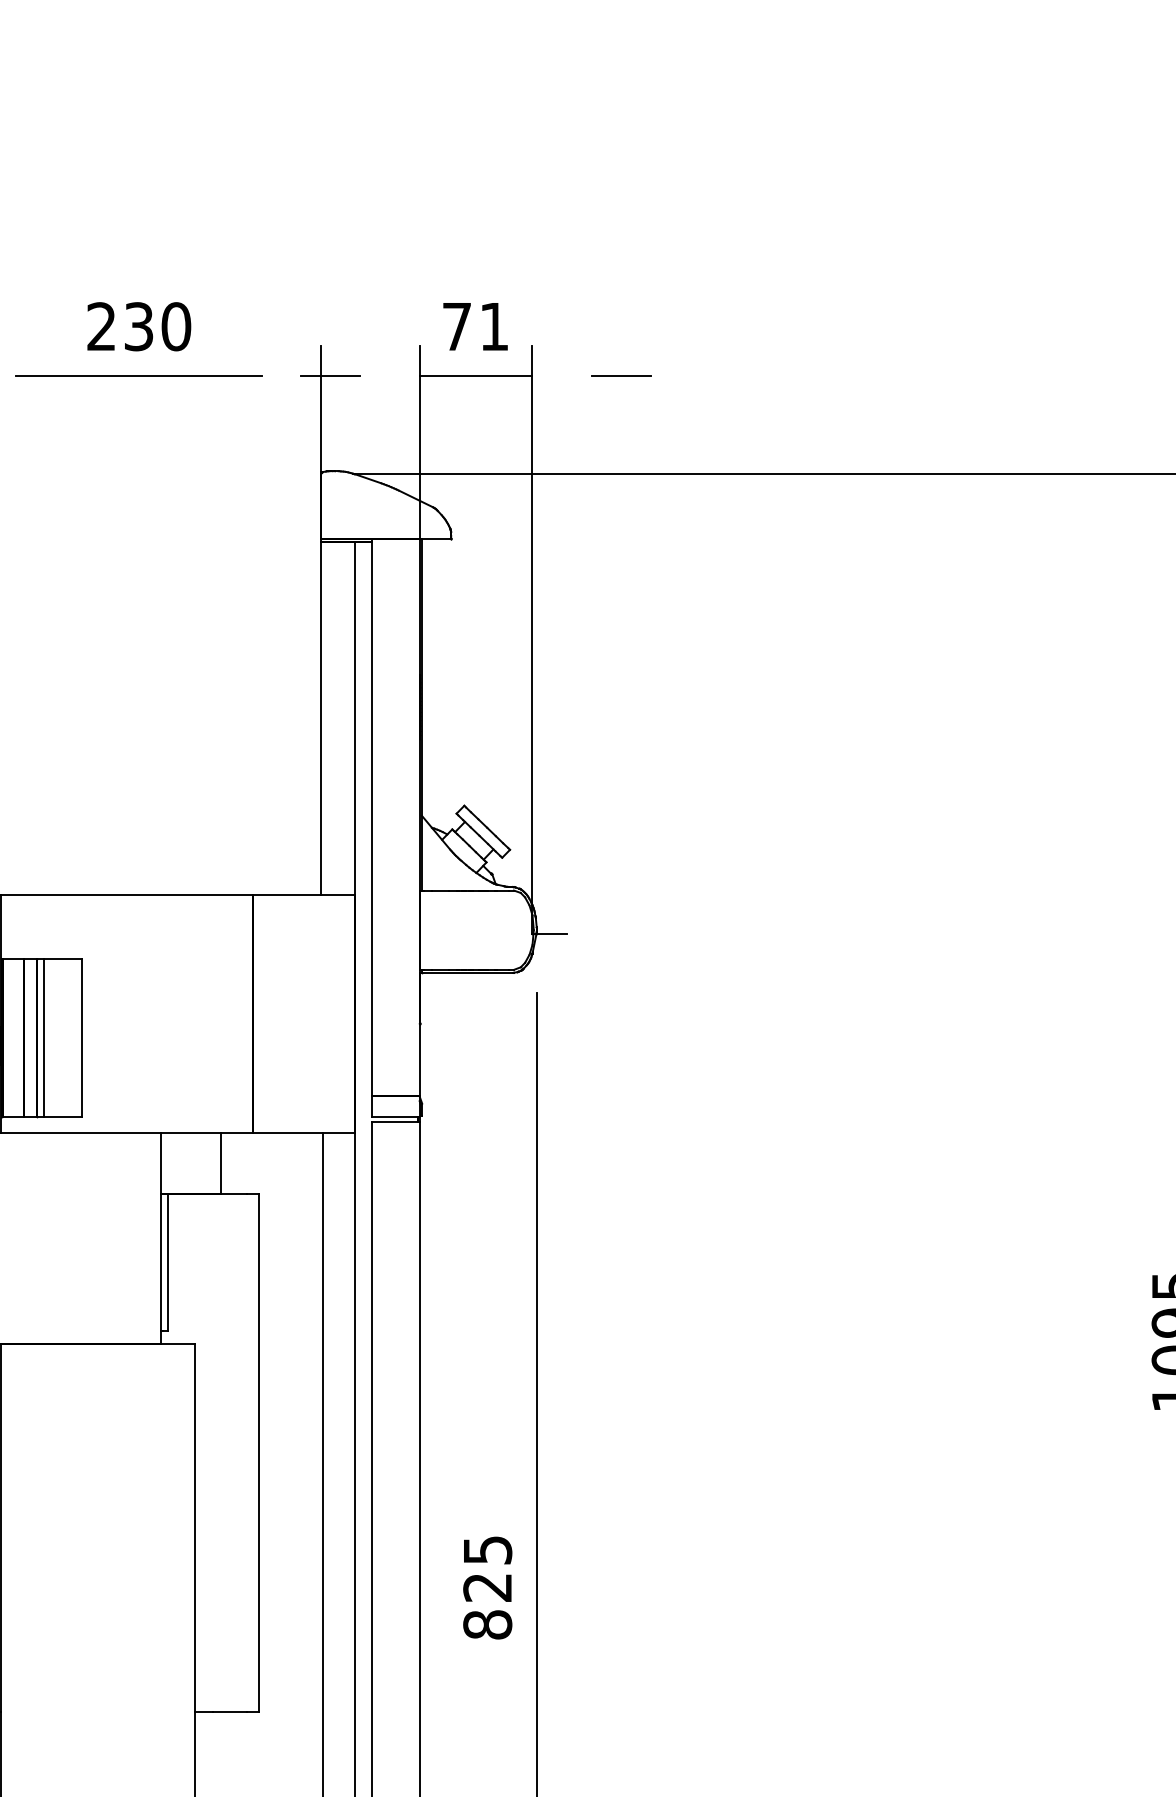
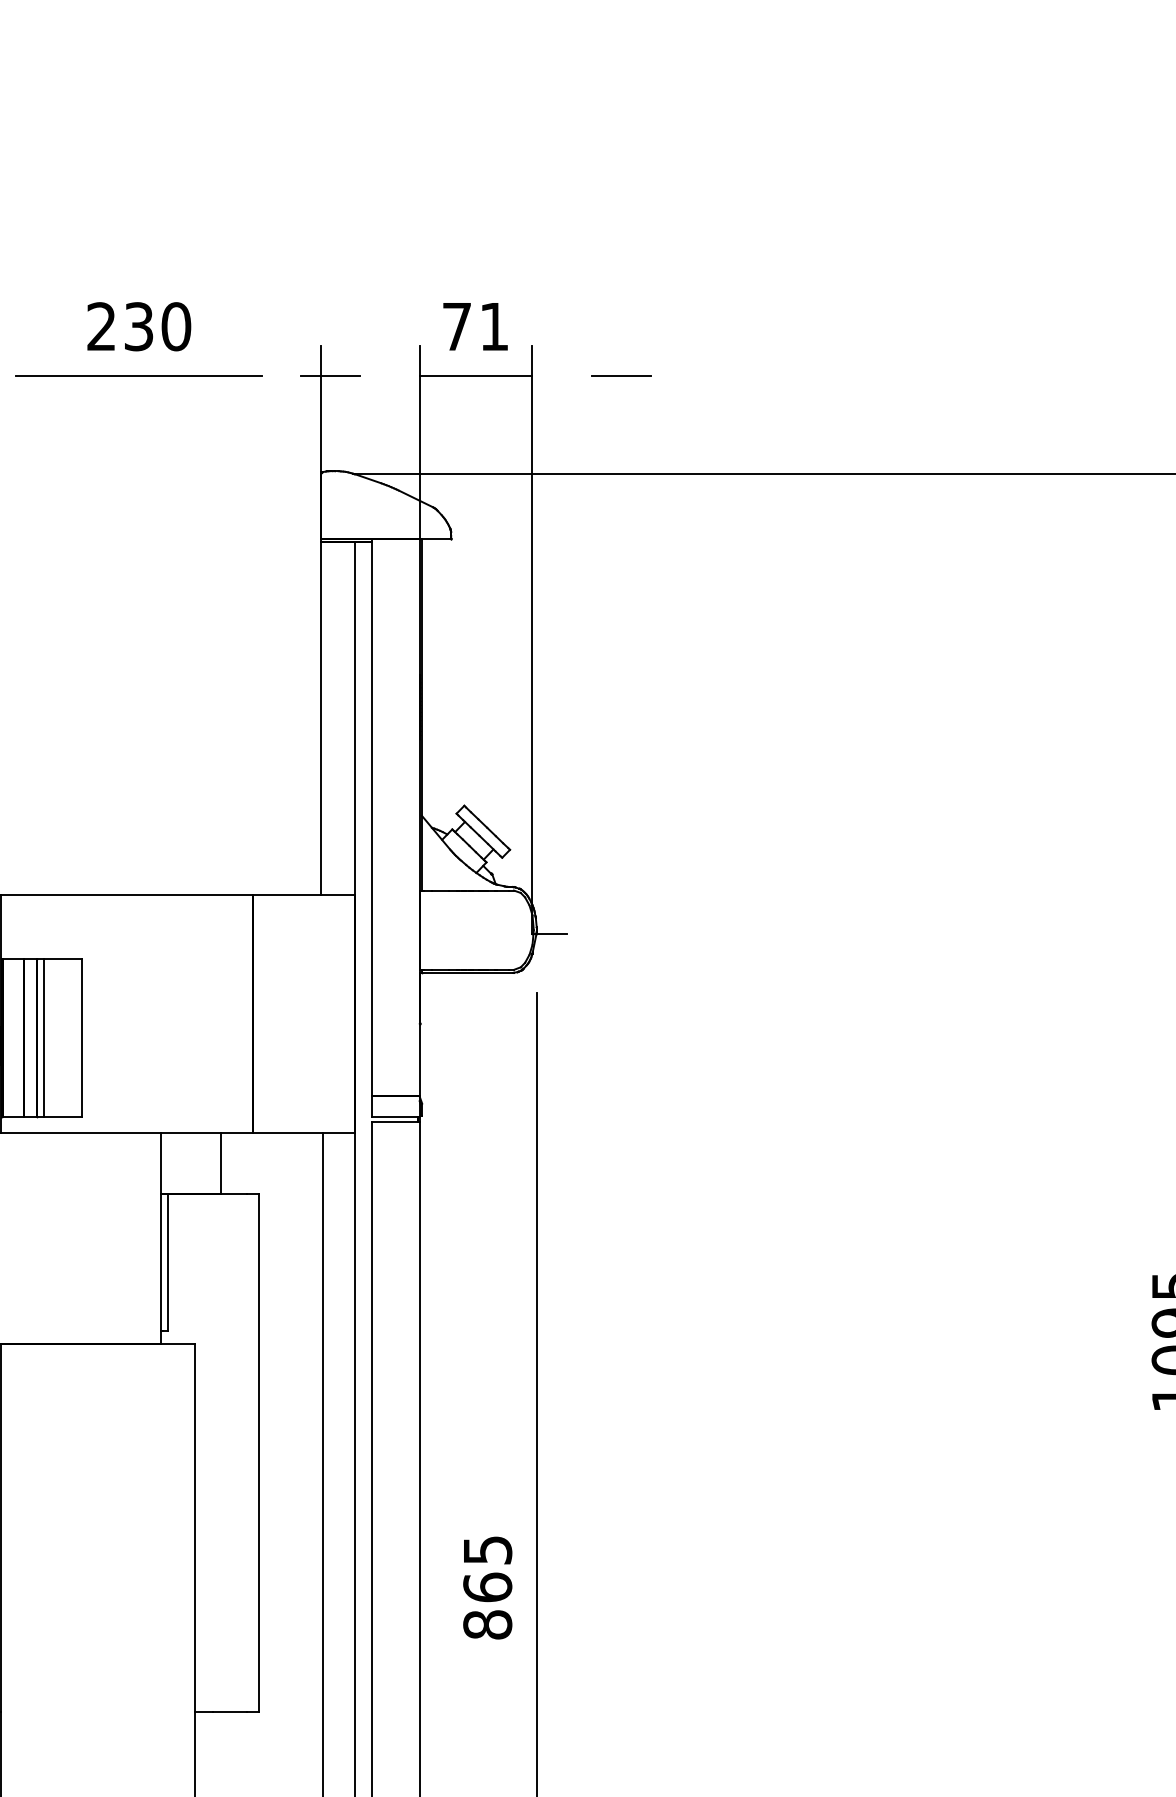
text: 825 -> 865 (487, 1587)
